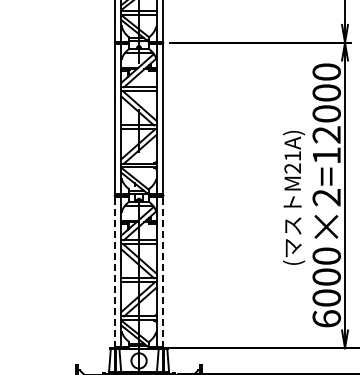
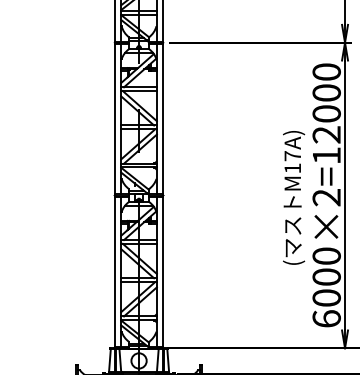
text: M21A) -> M17A) (292, 162)
line: dashed -> solid (114, 271)
line: dashed -> solid (163, 271)
